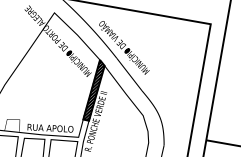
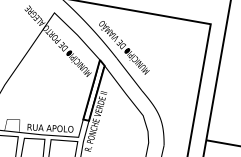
hatch: present -> none (94, 90)
